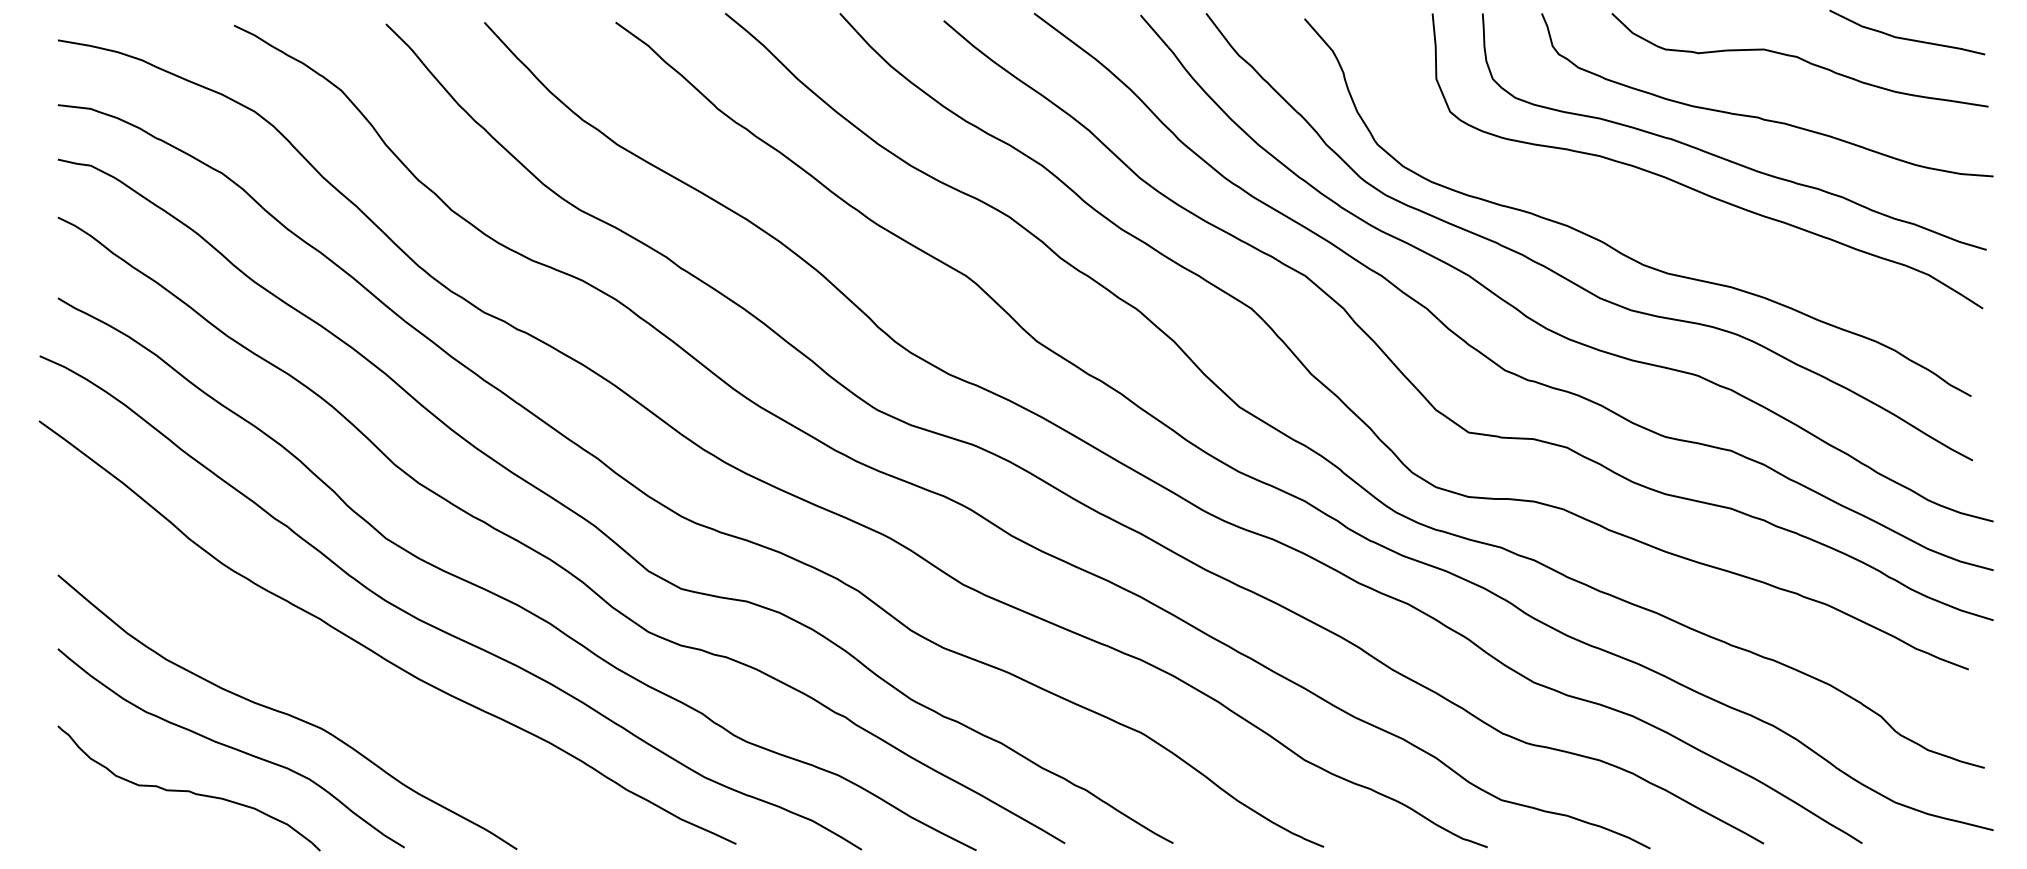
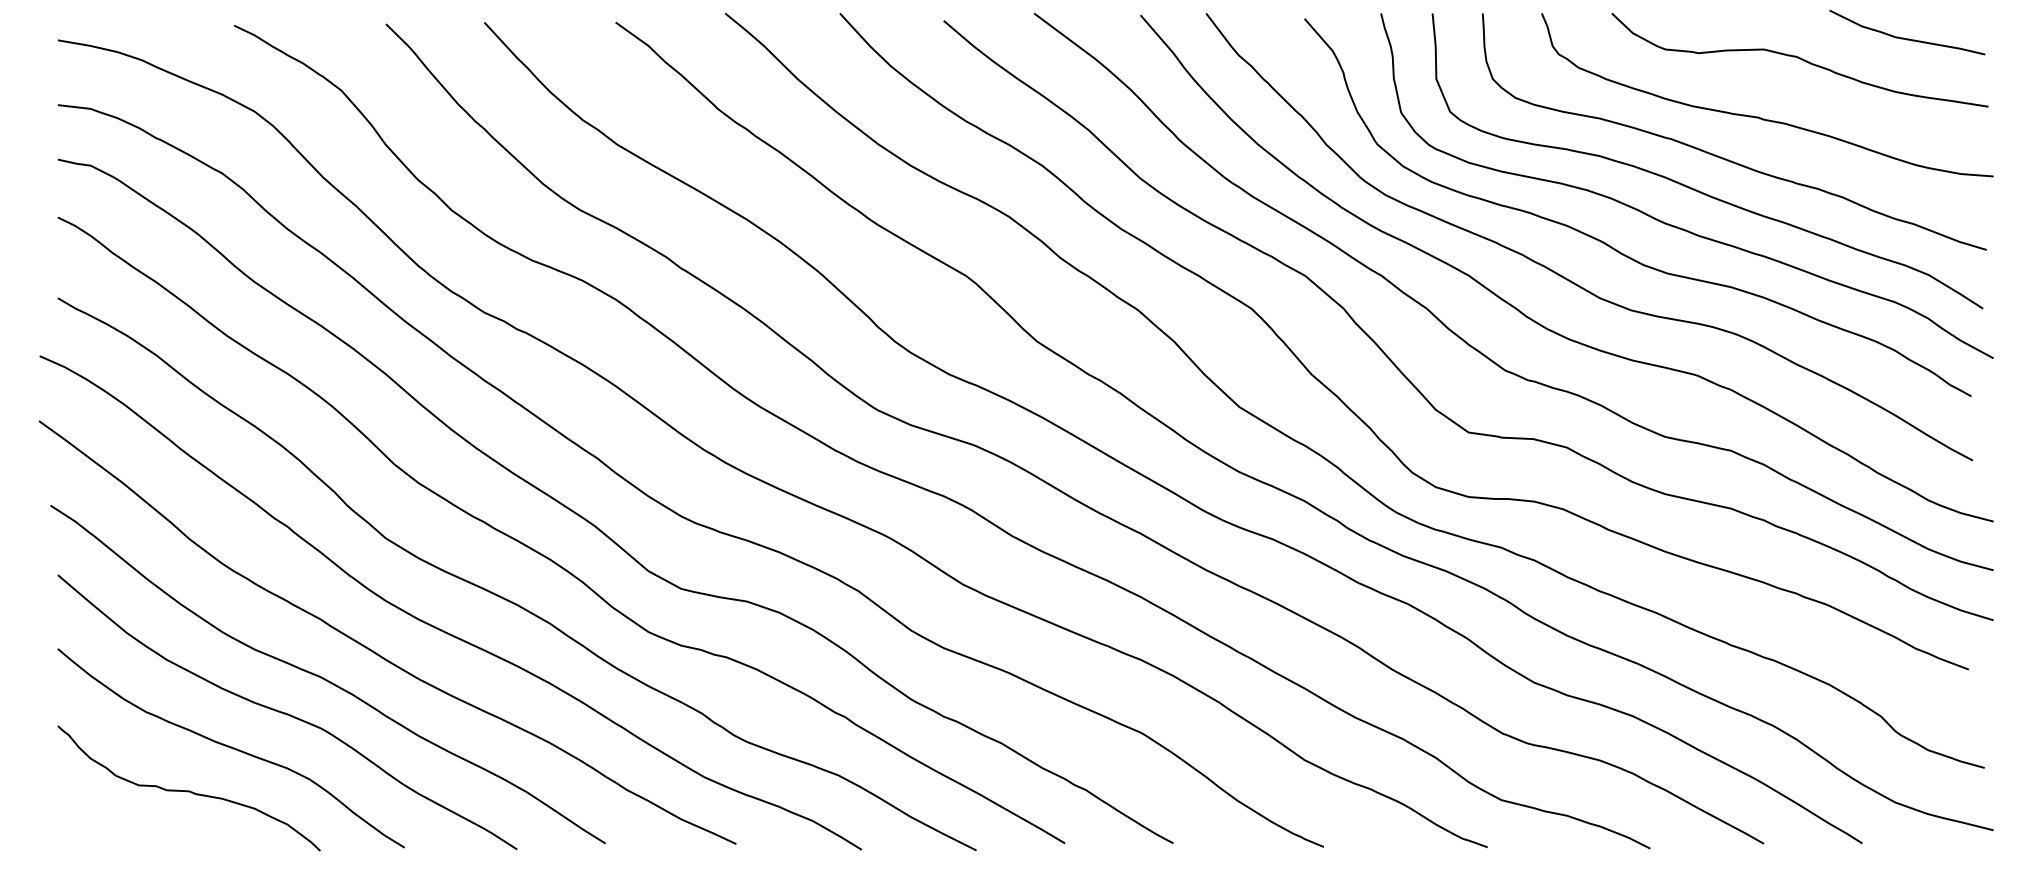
curve: none -> present (1674, 225)
curve: none -> present (325, 678)
